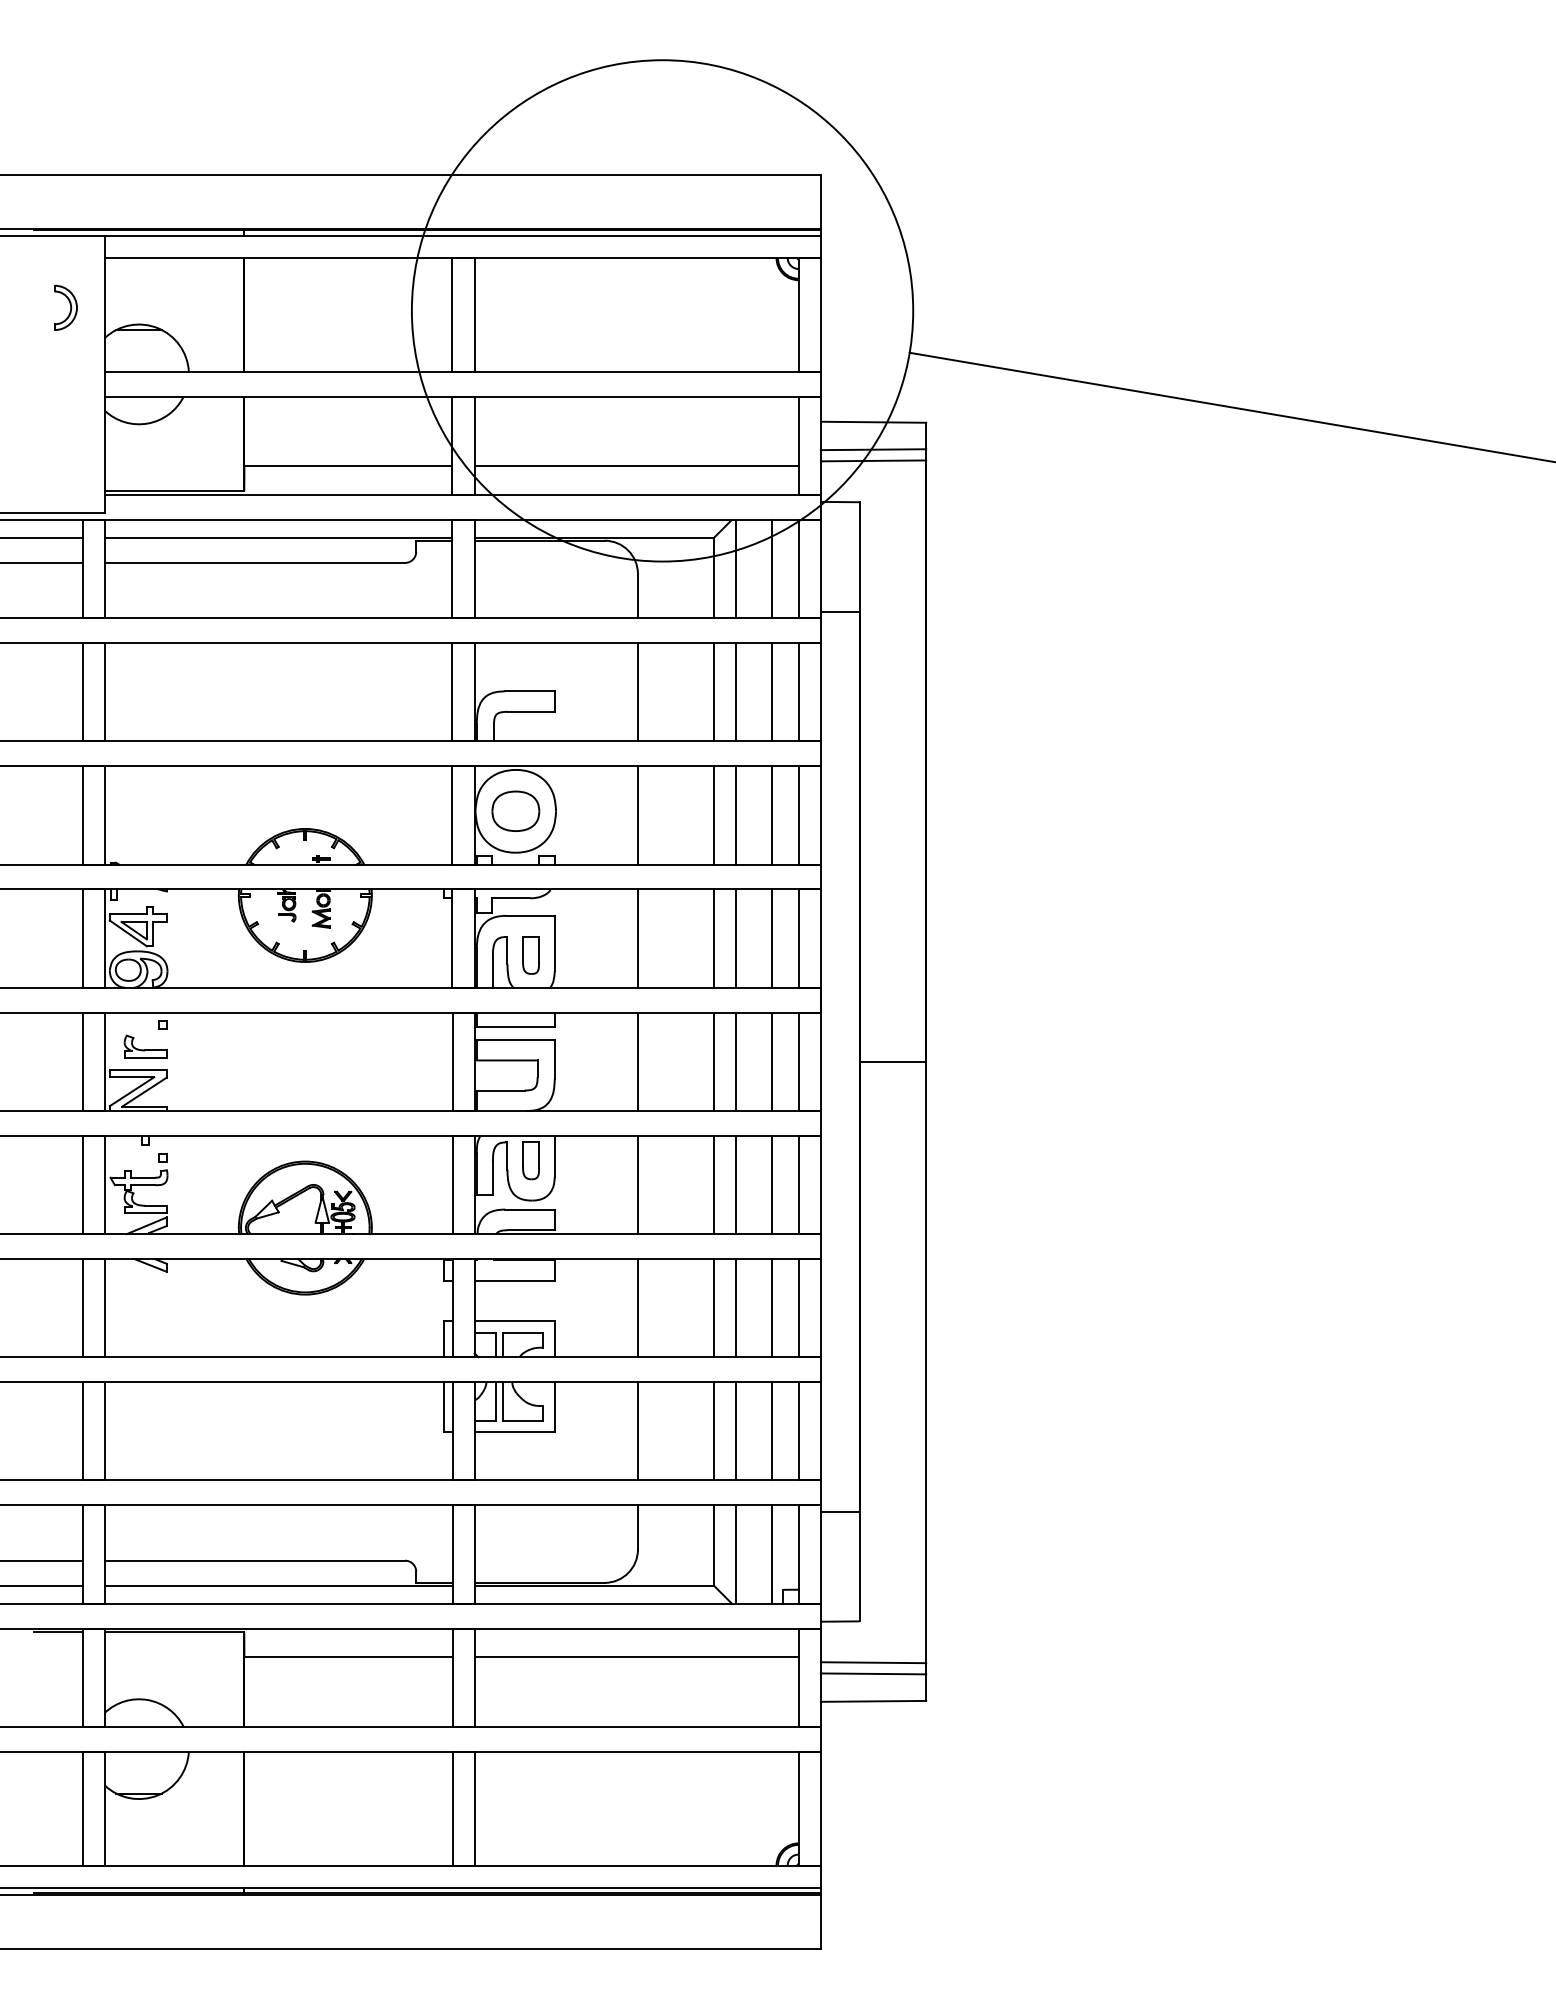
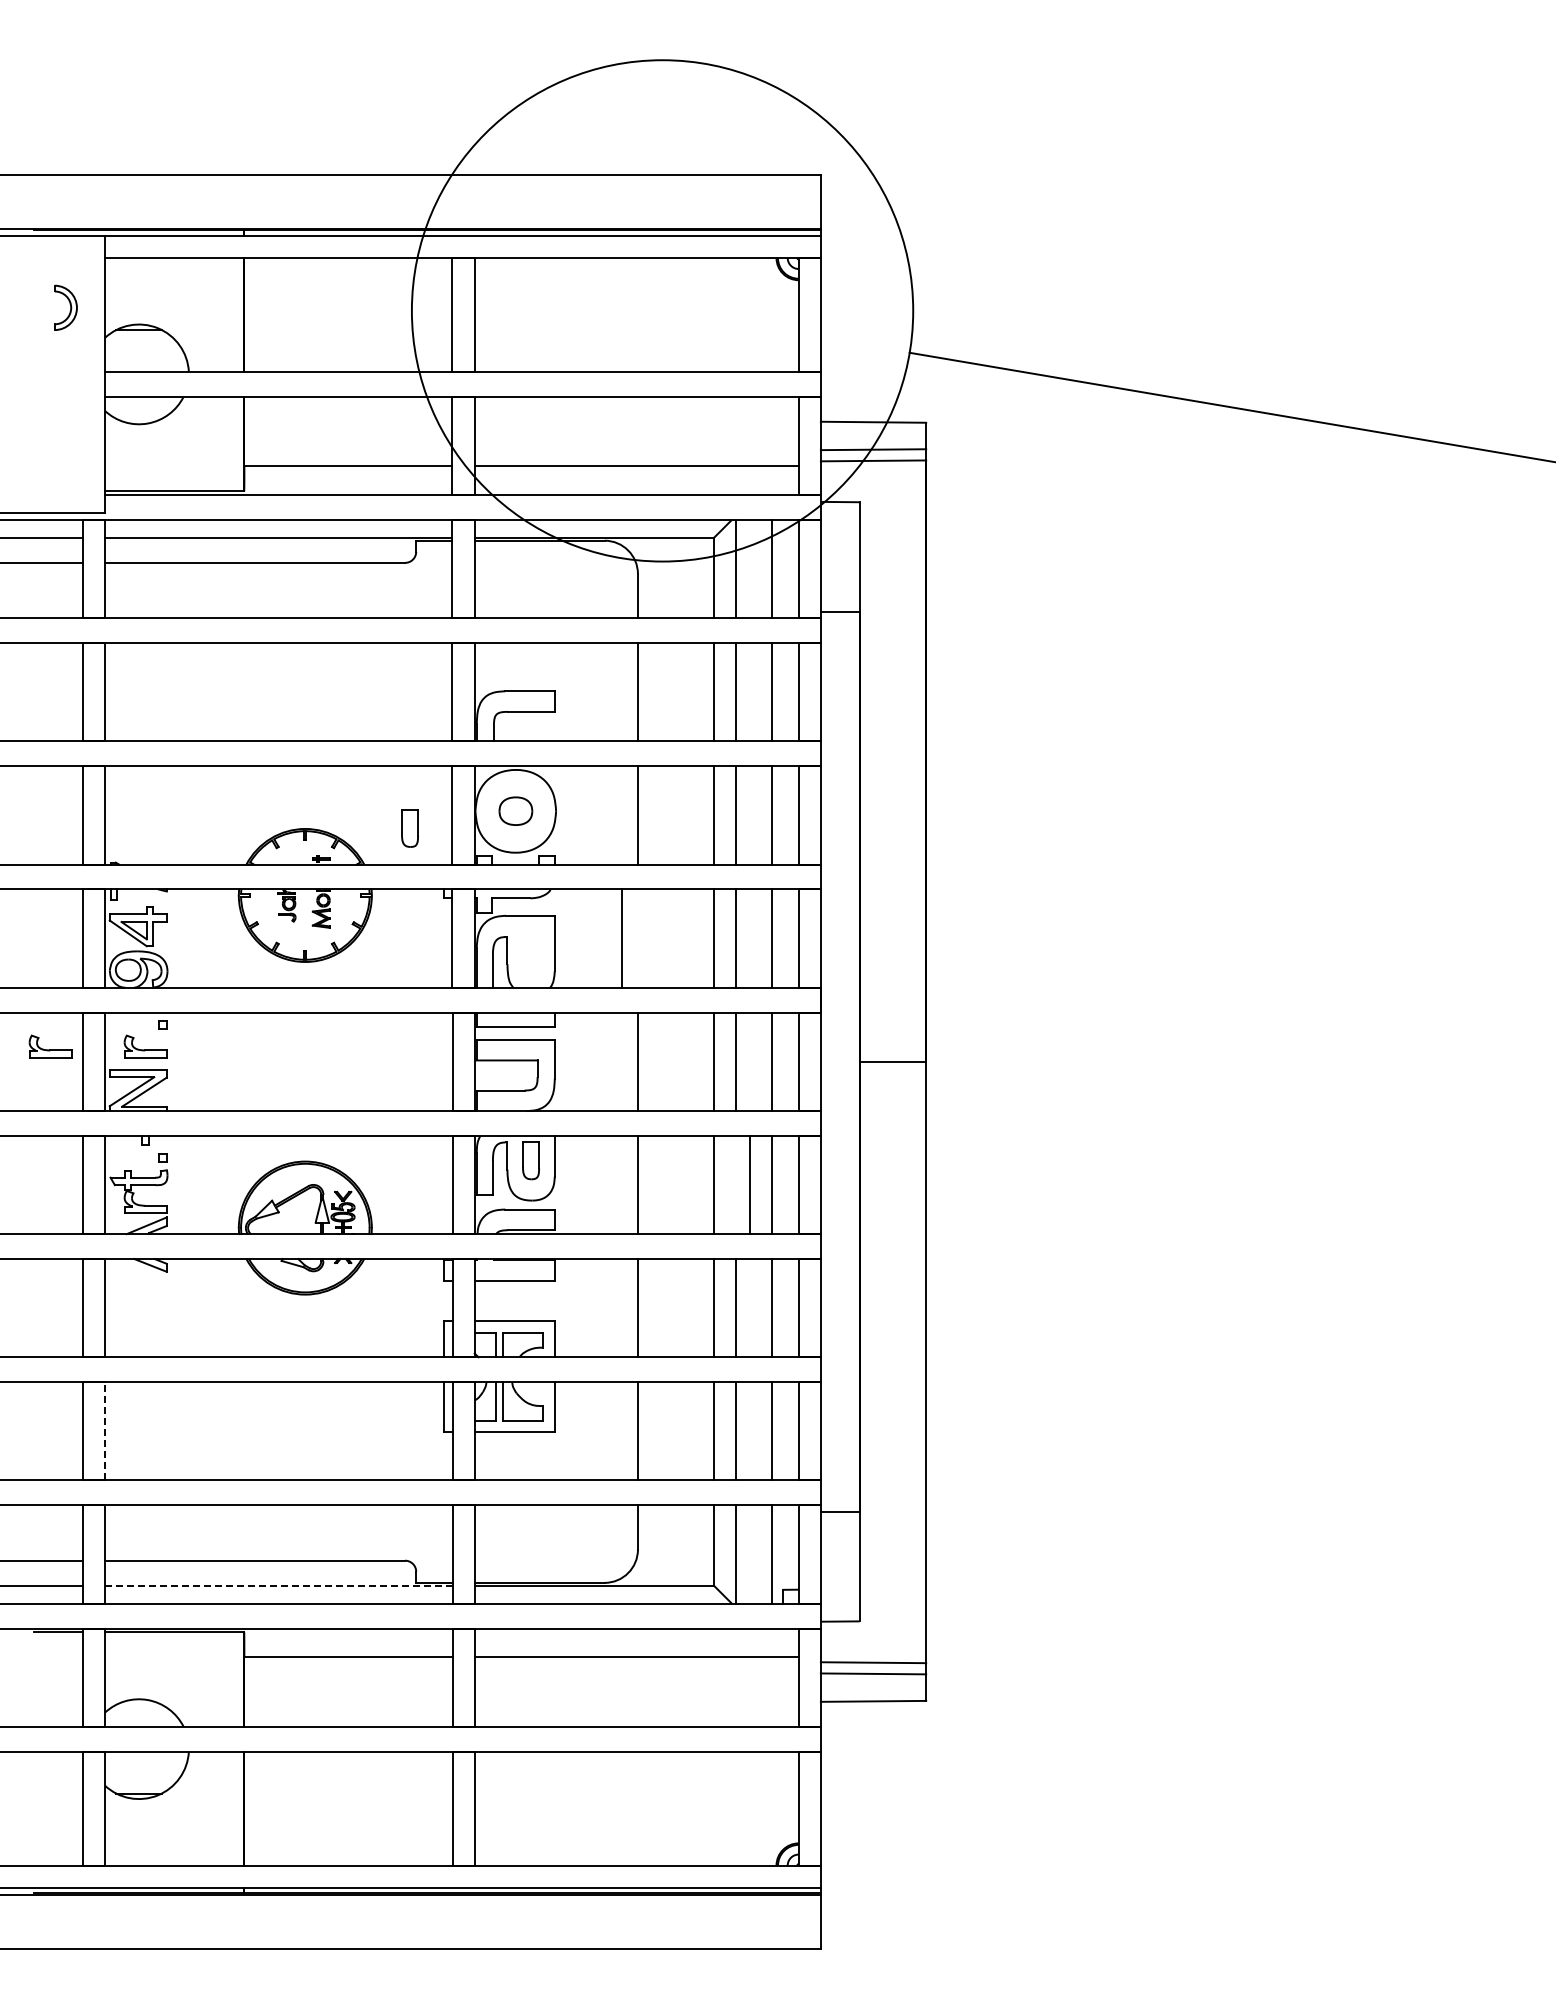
part size: 50x42 px -> 36x30 px (515, 810)
line position: (637, 938) -> (621, 938) (621, 938)
part position: (530, 955) -> (409, 828) (409, 828)
part: none -> present (50, 1046)
line position: (736, 1184) -> (750, 1184) (750, 1184)
line: solid -> dashed (104, 1430)
line: solid -> dashed (278, 1585)
